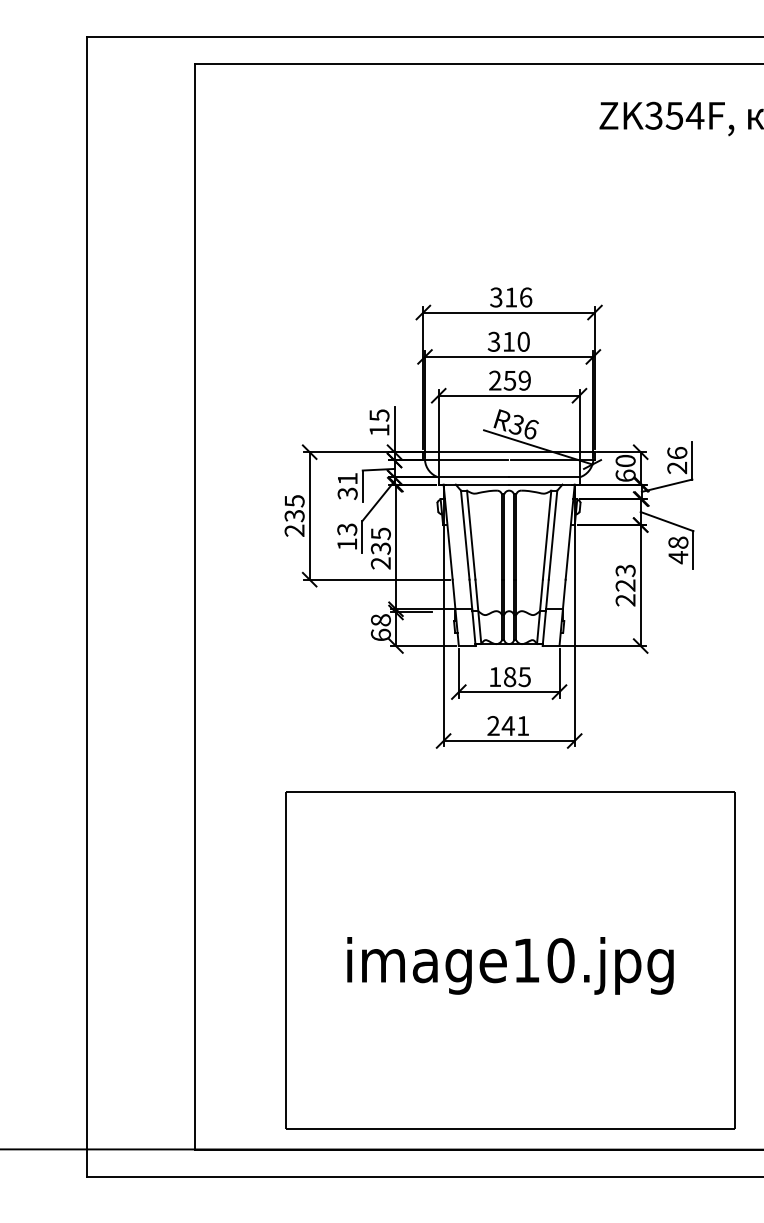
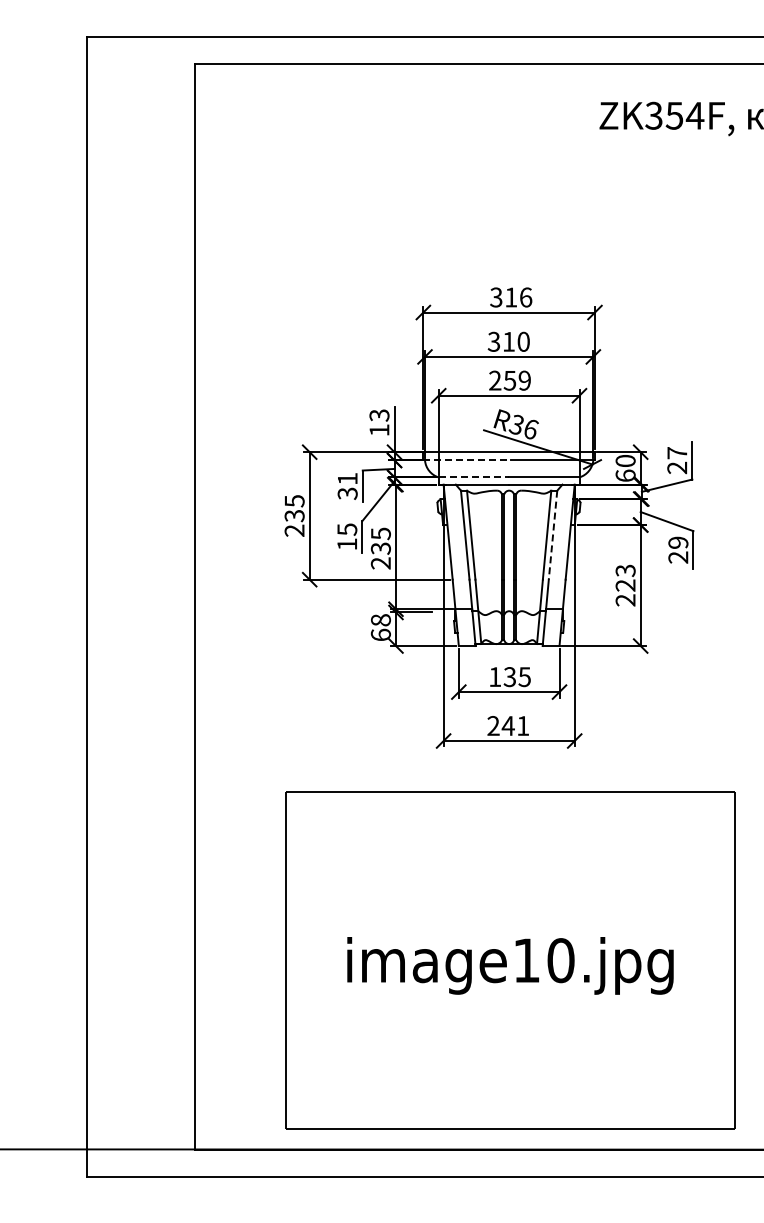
text: 15 -> 13 (379, 415)
text: 26 -> 27 (677, 453)
line: solid -> dashed (466, 460)
line: solid -> dashed (474, 477)
text: 13 -> 15 (346, 529)
line: solid -> dashed (553, 535)
text: 48 -> 29 (678, 550)
text: 185 -> 135 (509, 676)
